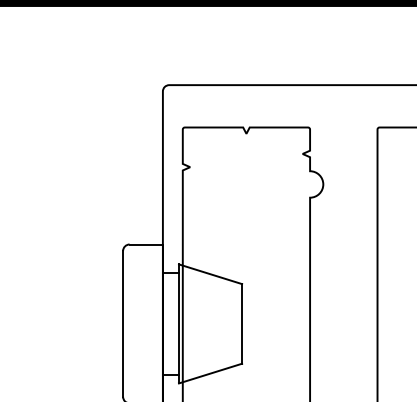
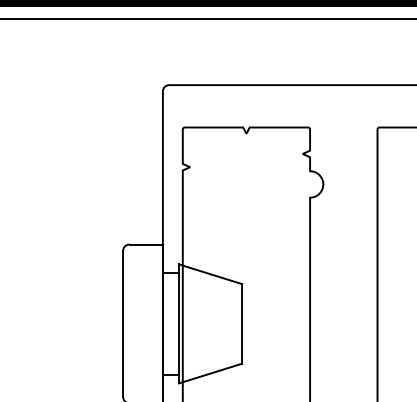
line: none -> present (207, 18)
